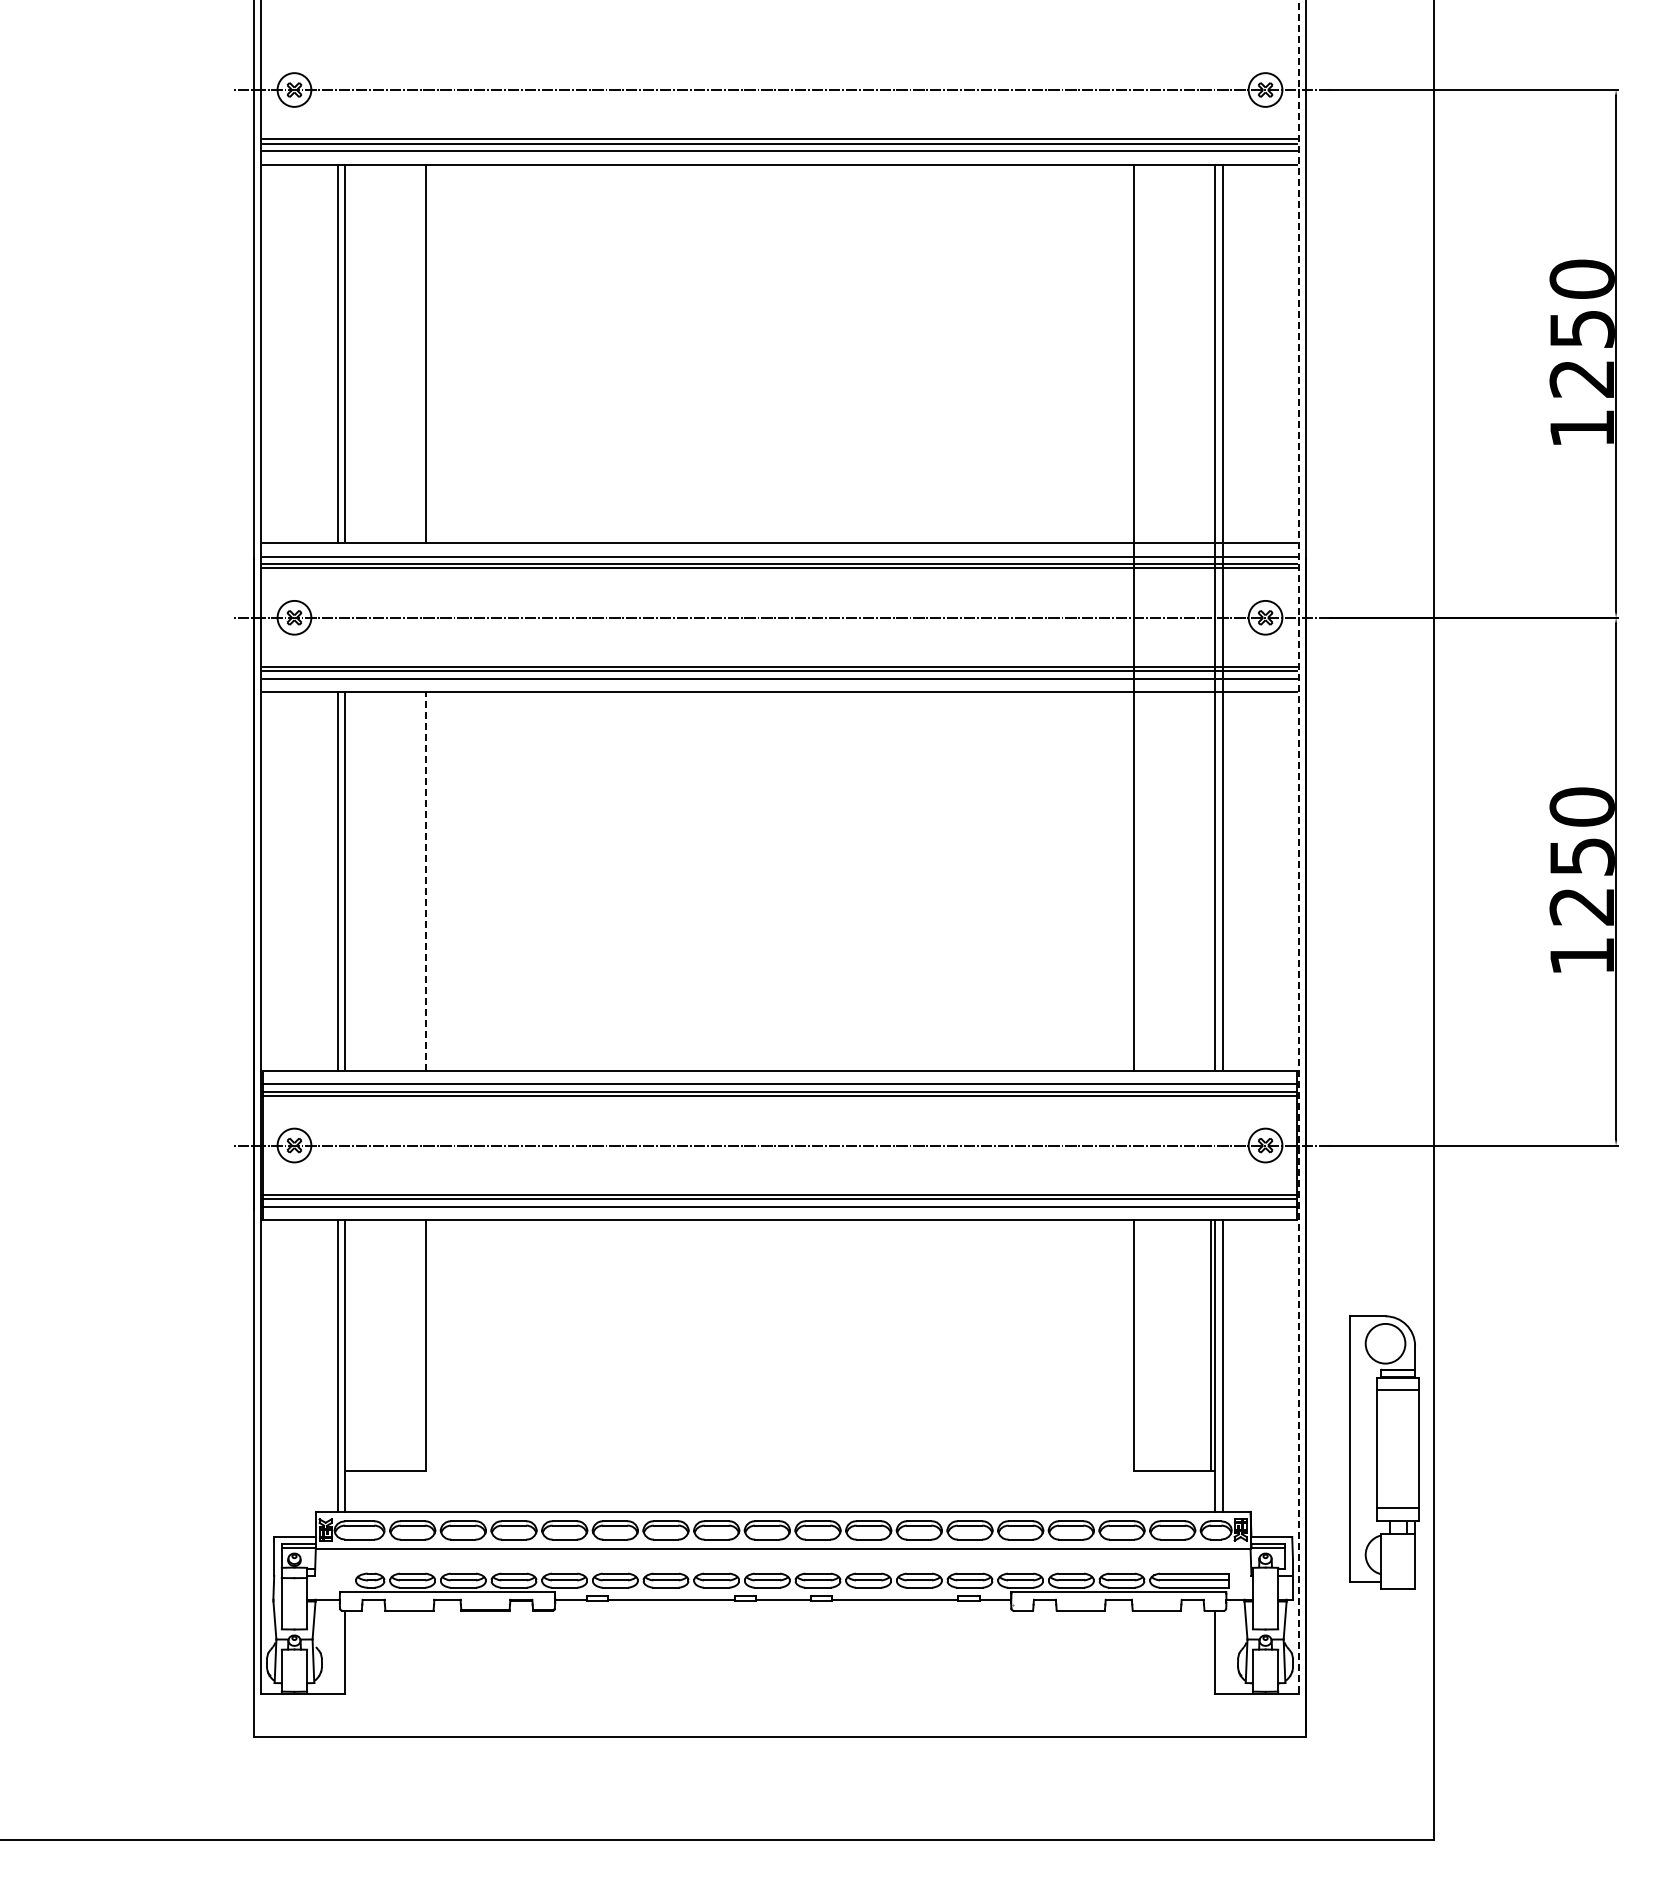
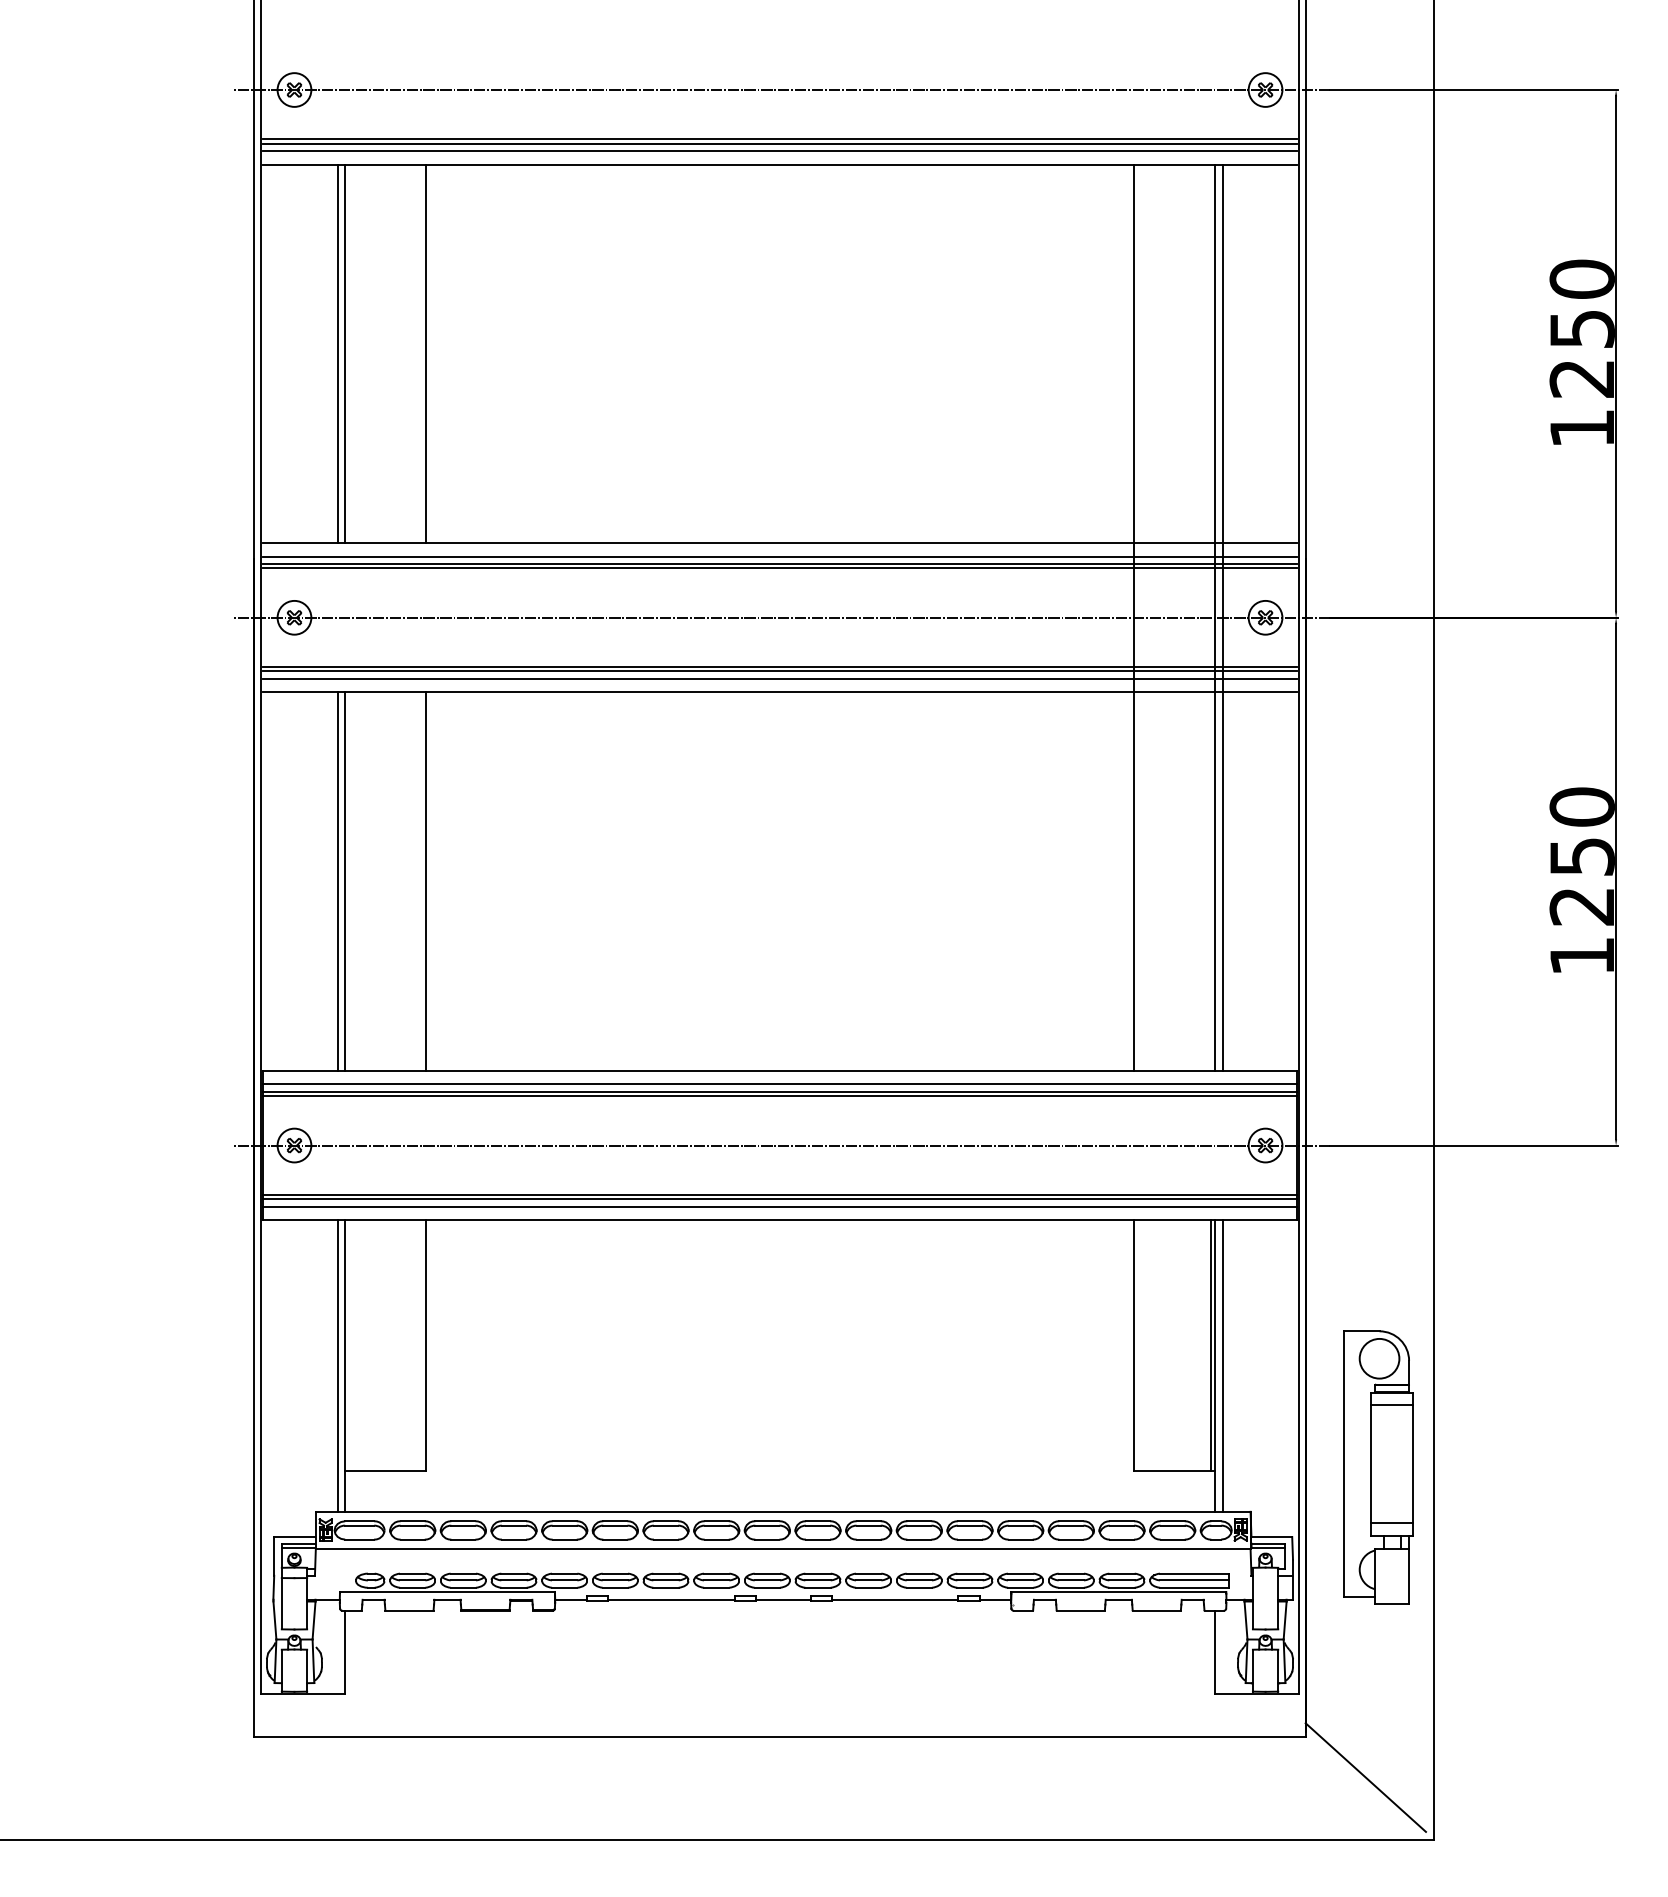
line: dashed -> solid (1299, 847)
line: dashed -> solid (426, 881)
part position: (1384, 1452) -> (1378, 1467) (1378, 1467)
line: none -> present (1365, 1777)
